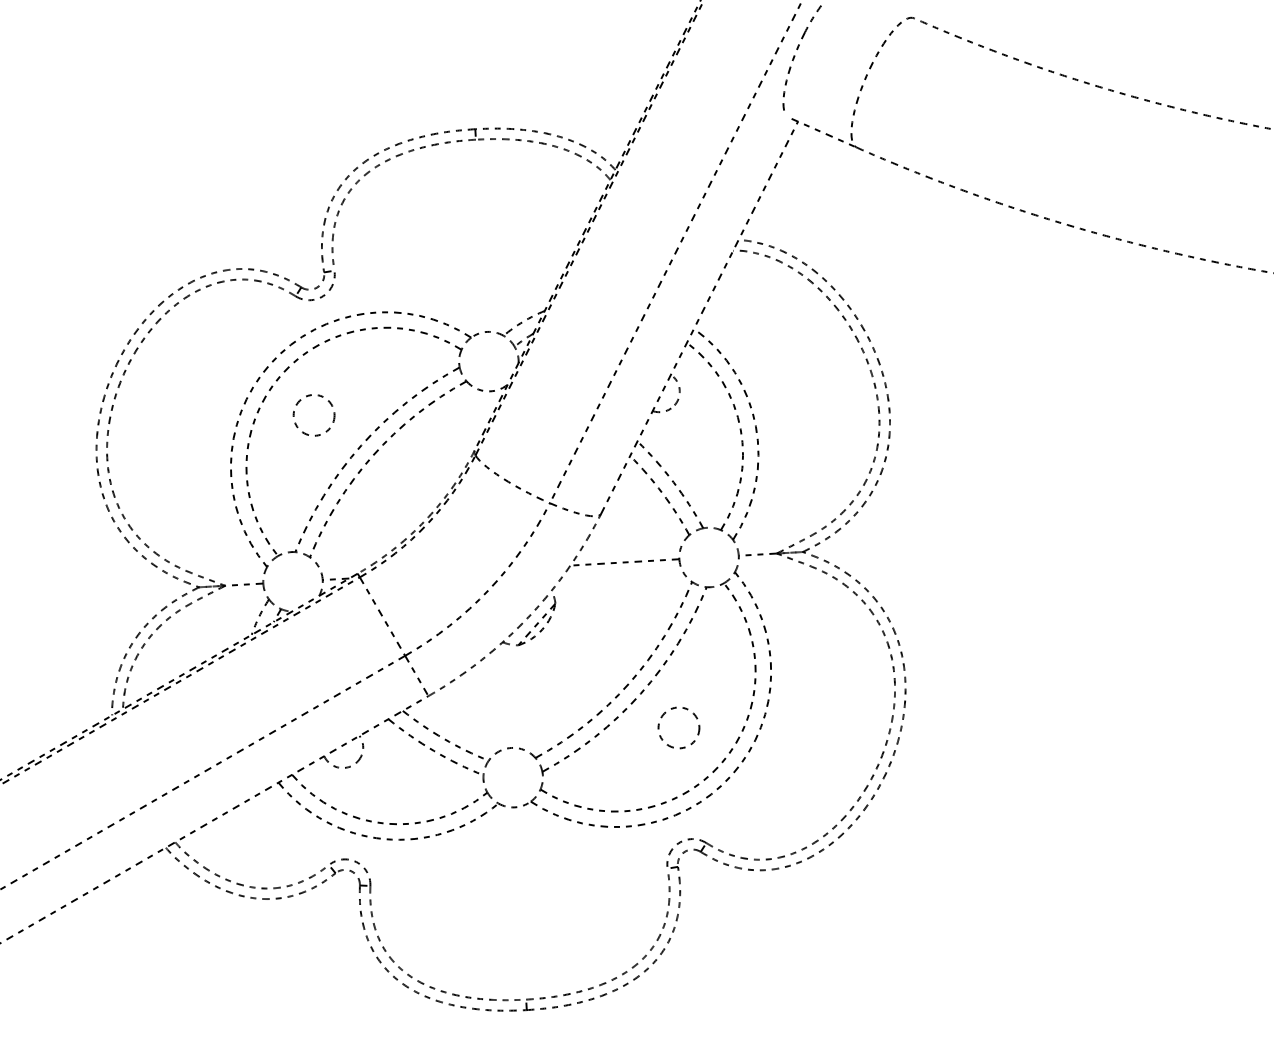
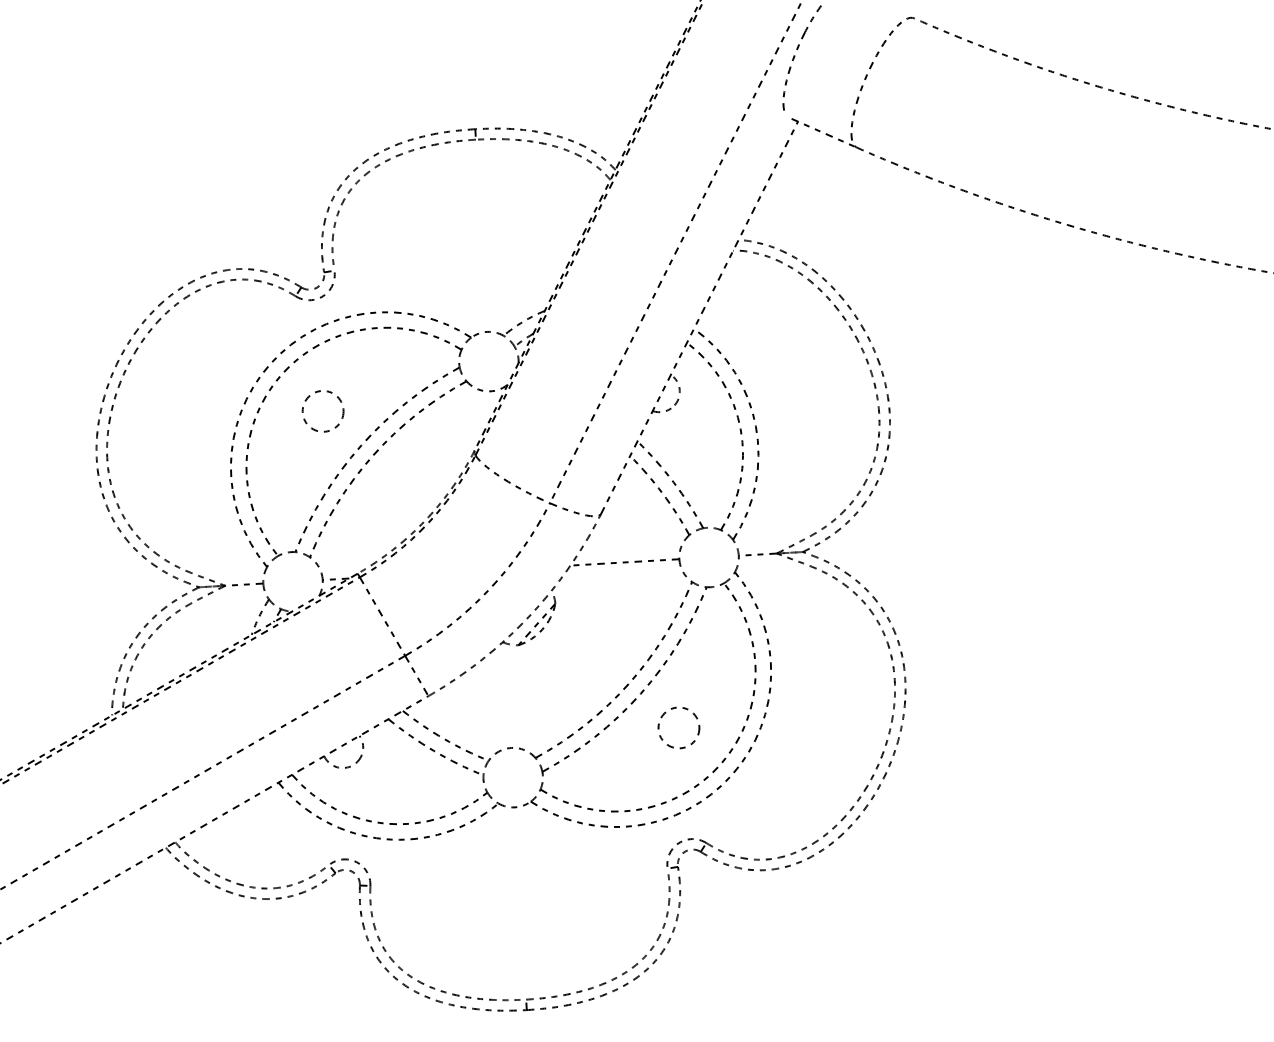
circle position: (313, 415) -> (322, 411) (322, 411)
